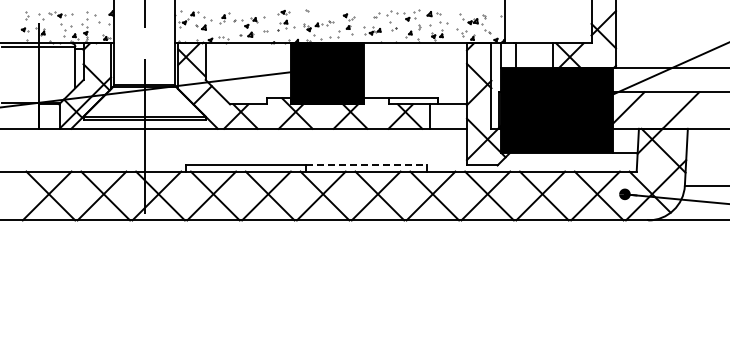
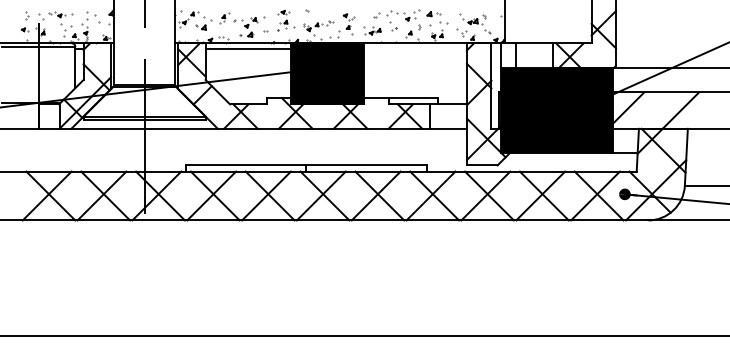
line: none -> present (248, 49)
line: dashed -> solid (366, 165)
line: none -> present (364, 335)
